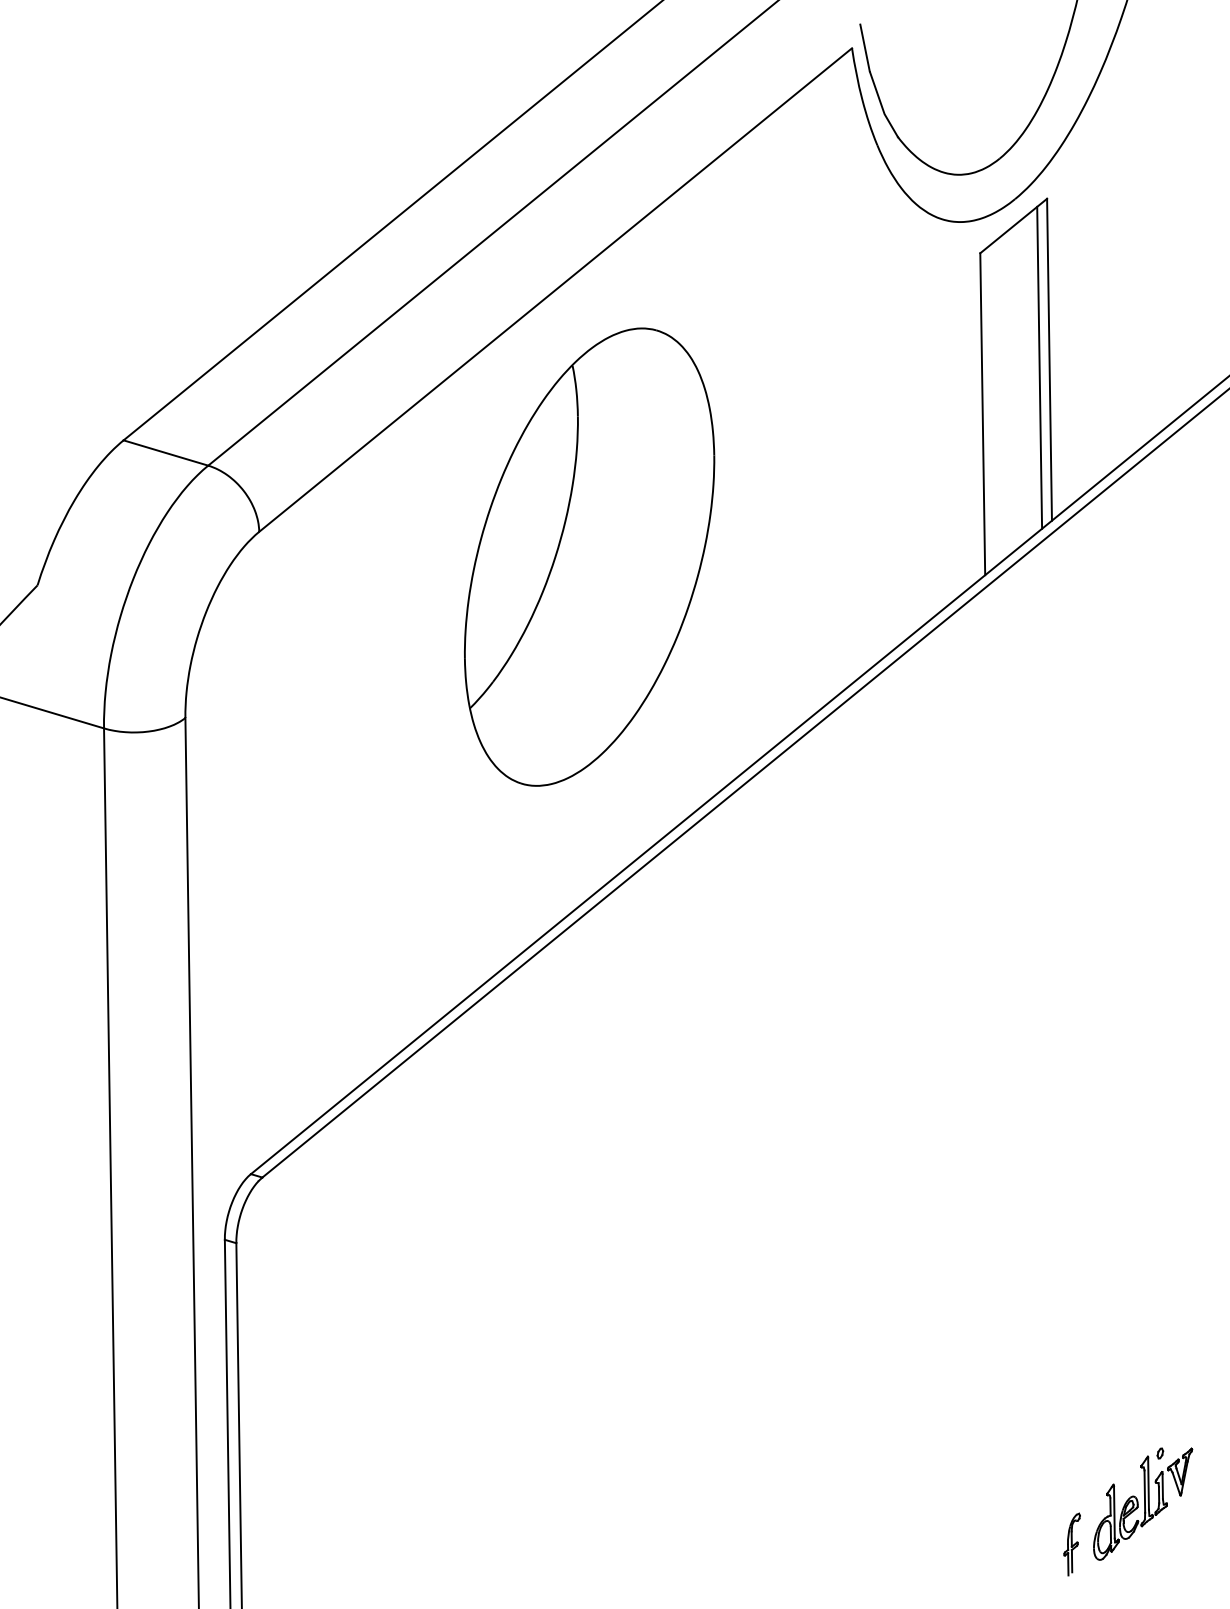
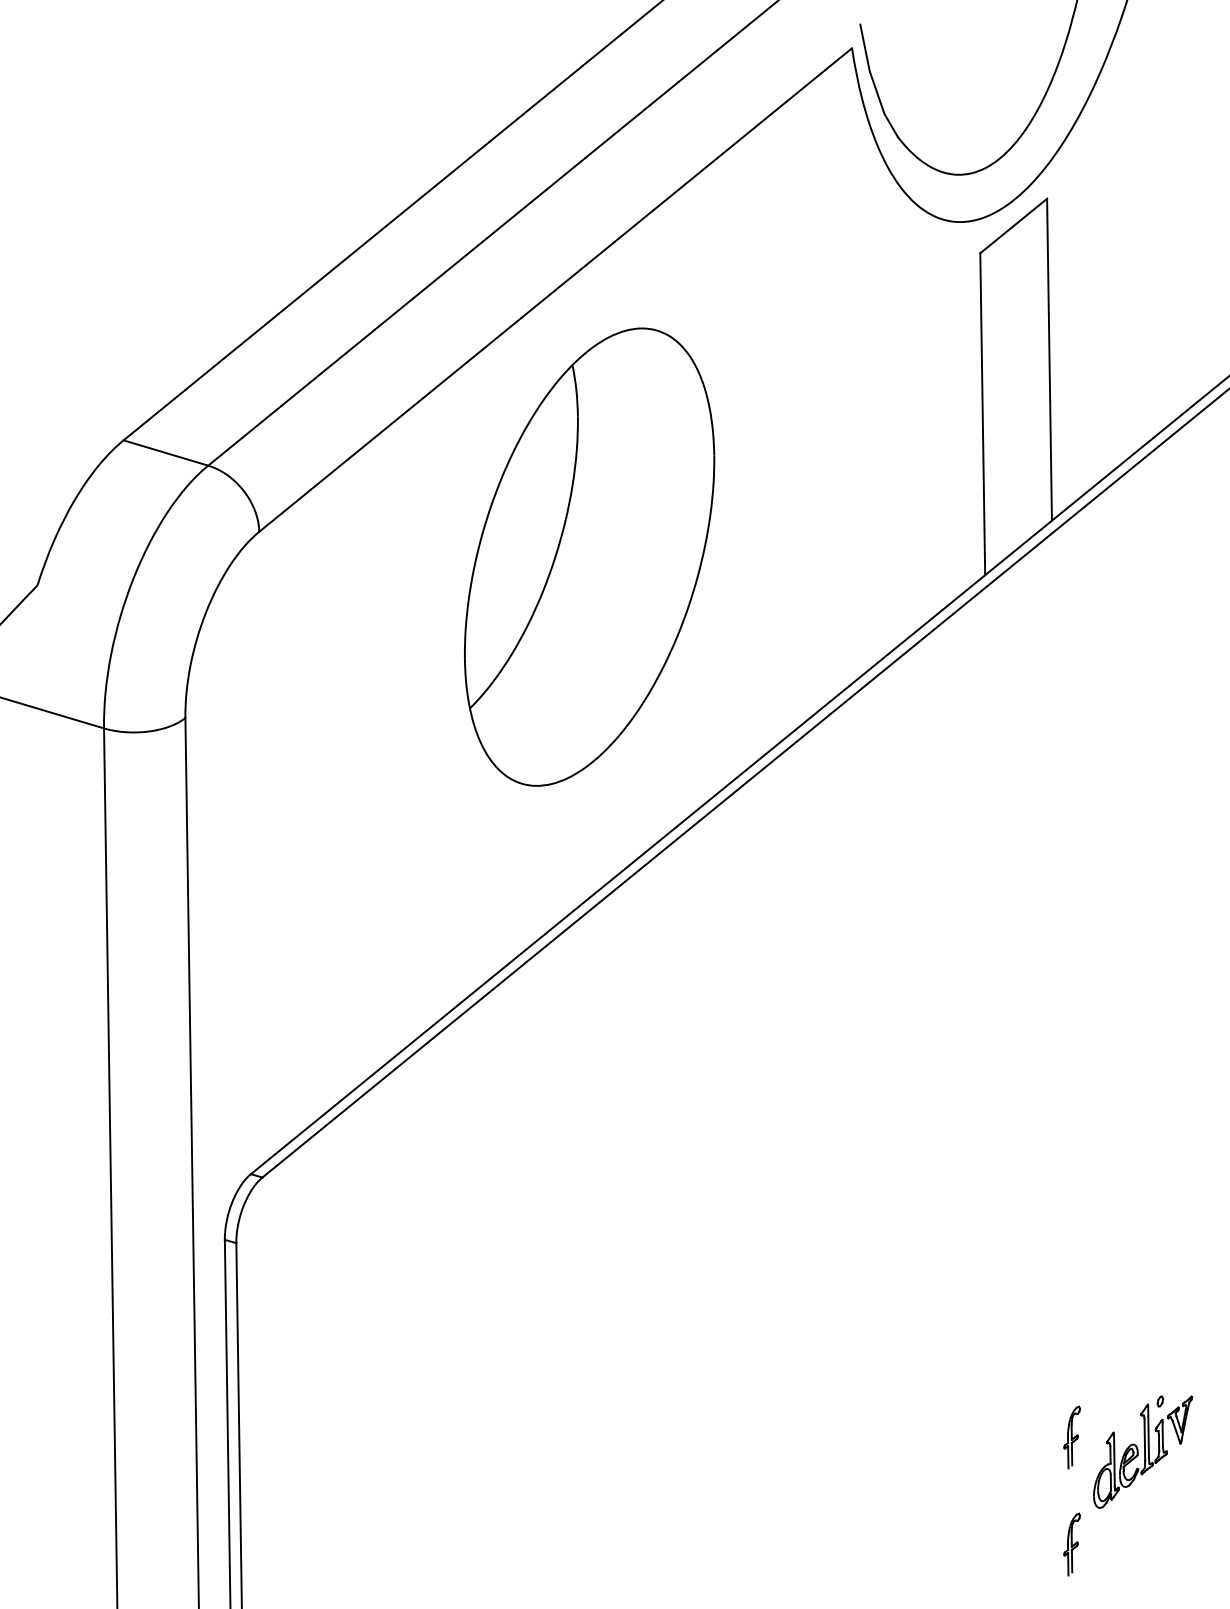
line: present -> none (1039, 367)
part: none -> present (1071, 1437)
part position: (1143, 1503) -> (1143, 1451) (1143, 1451)
